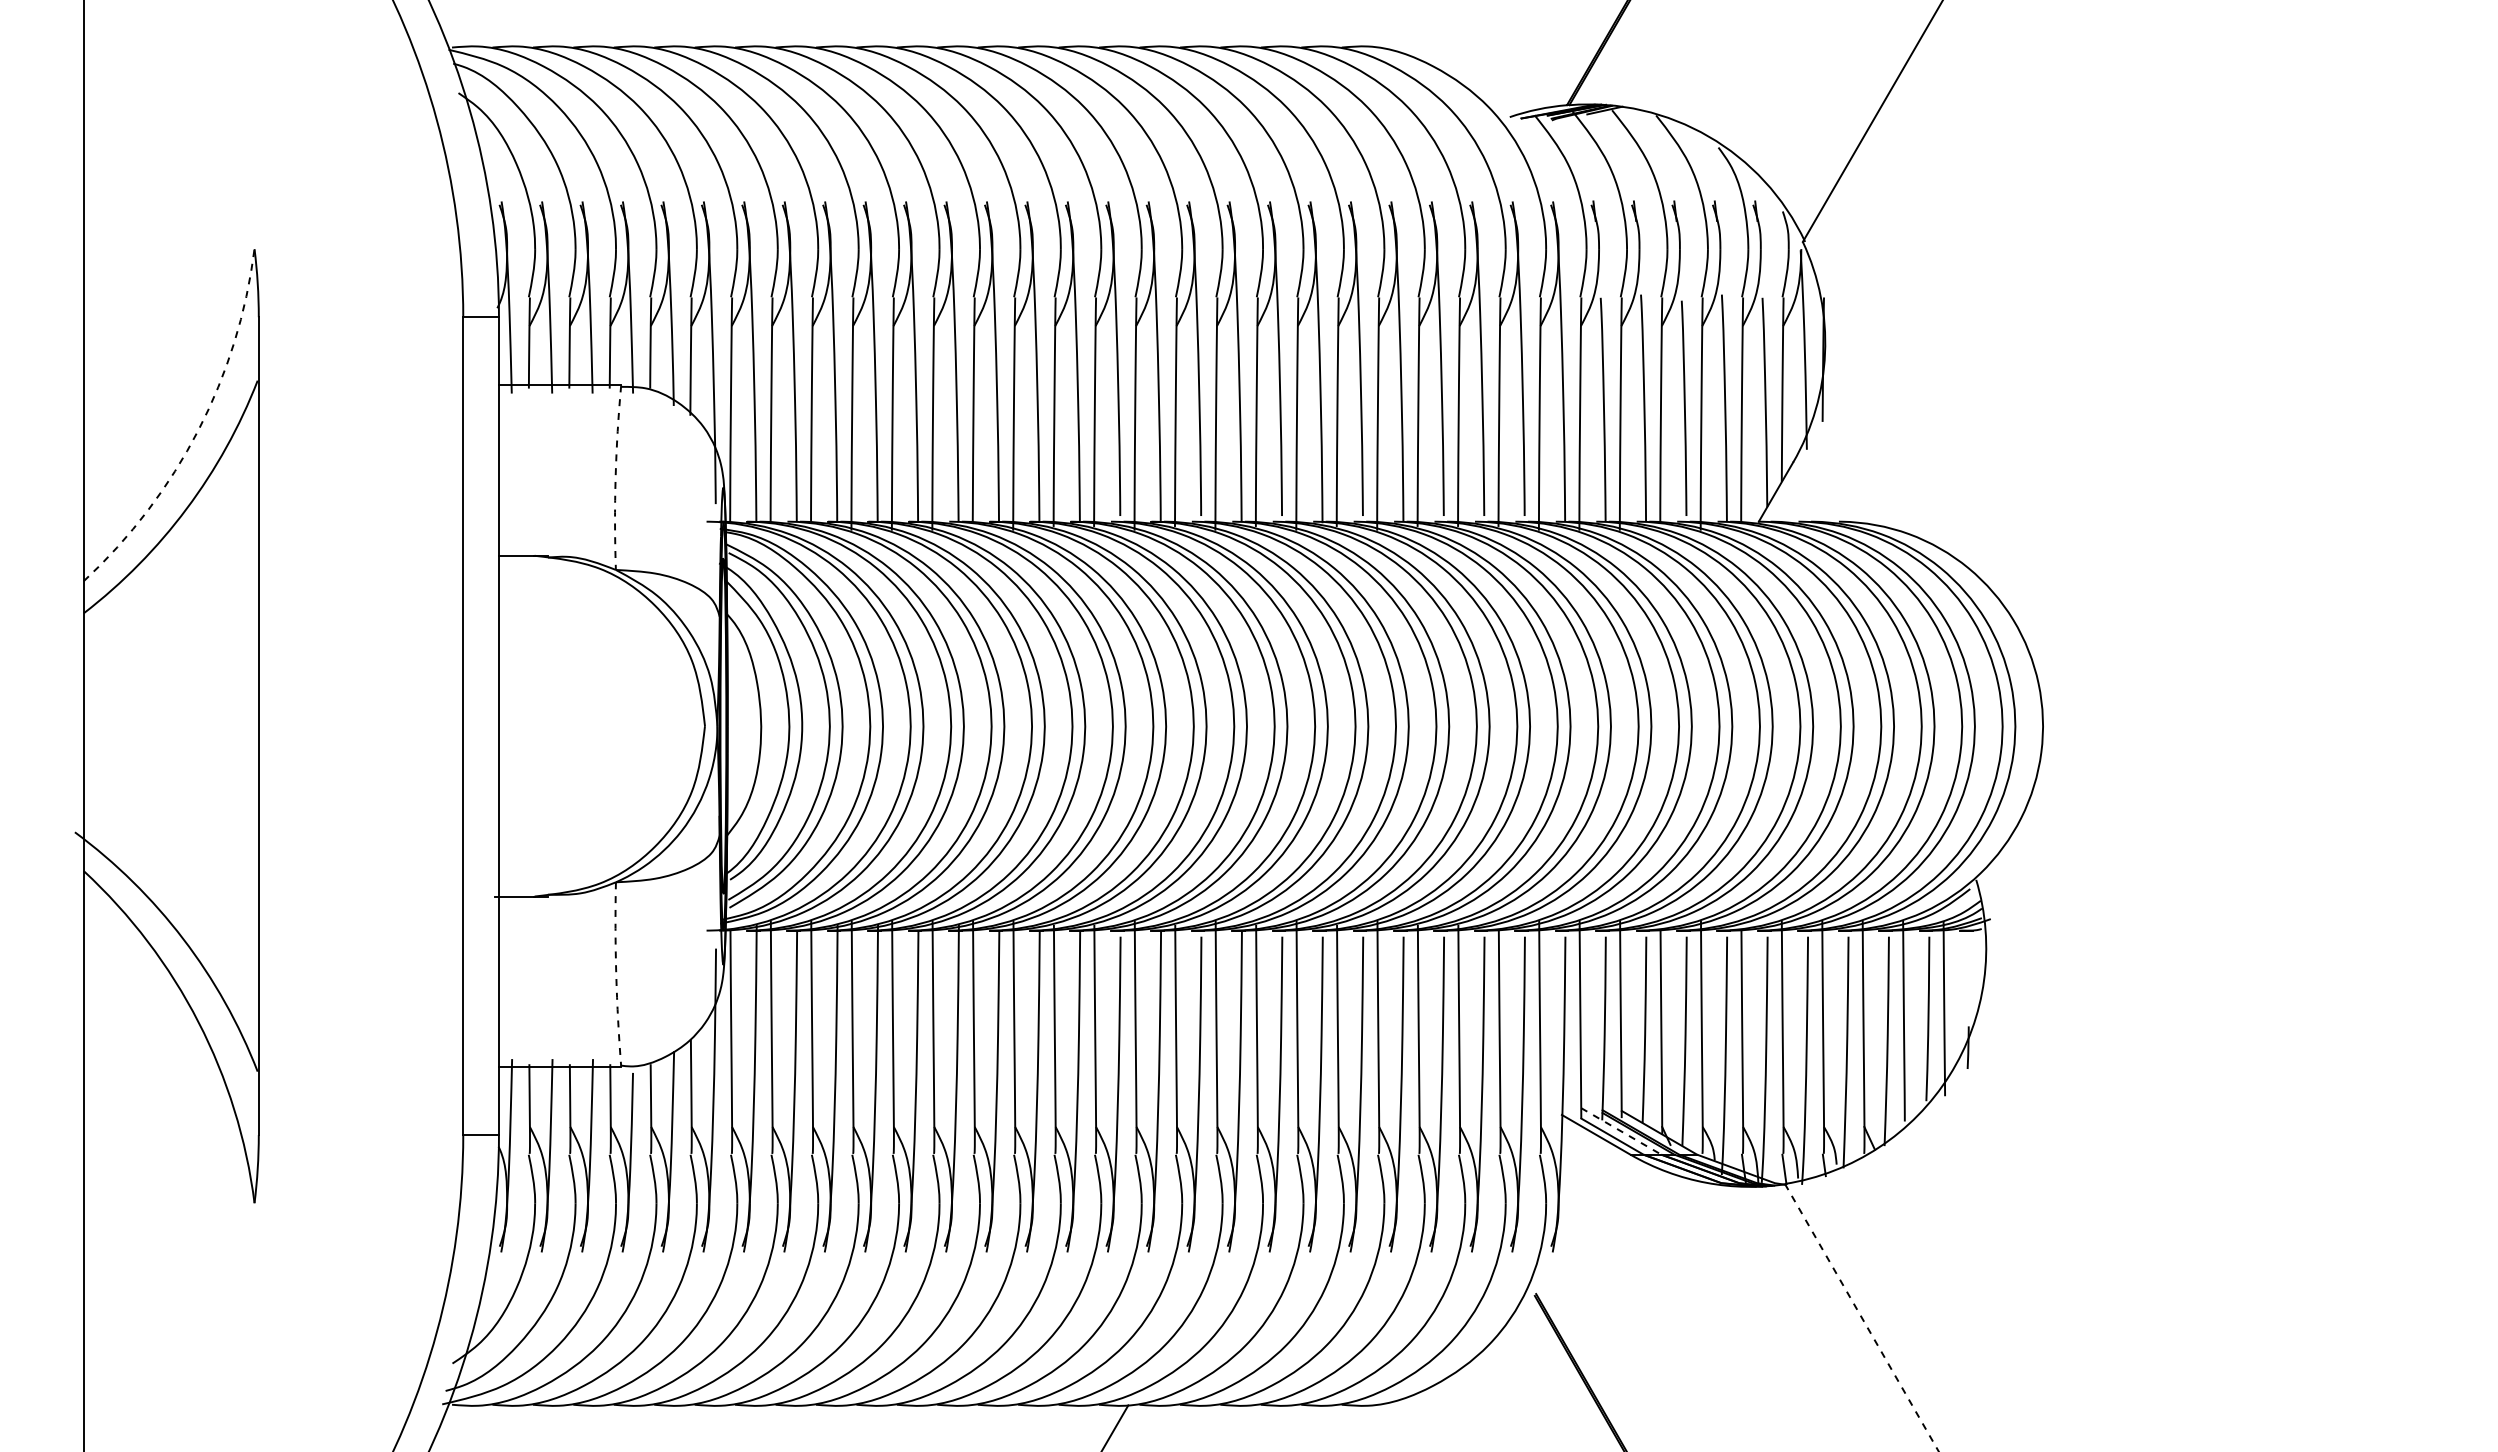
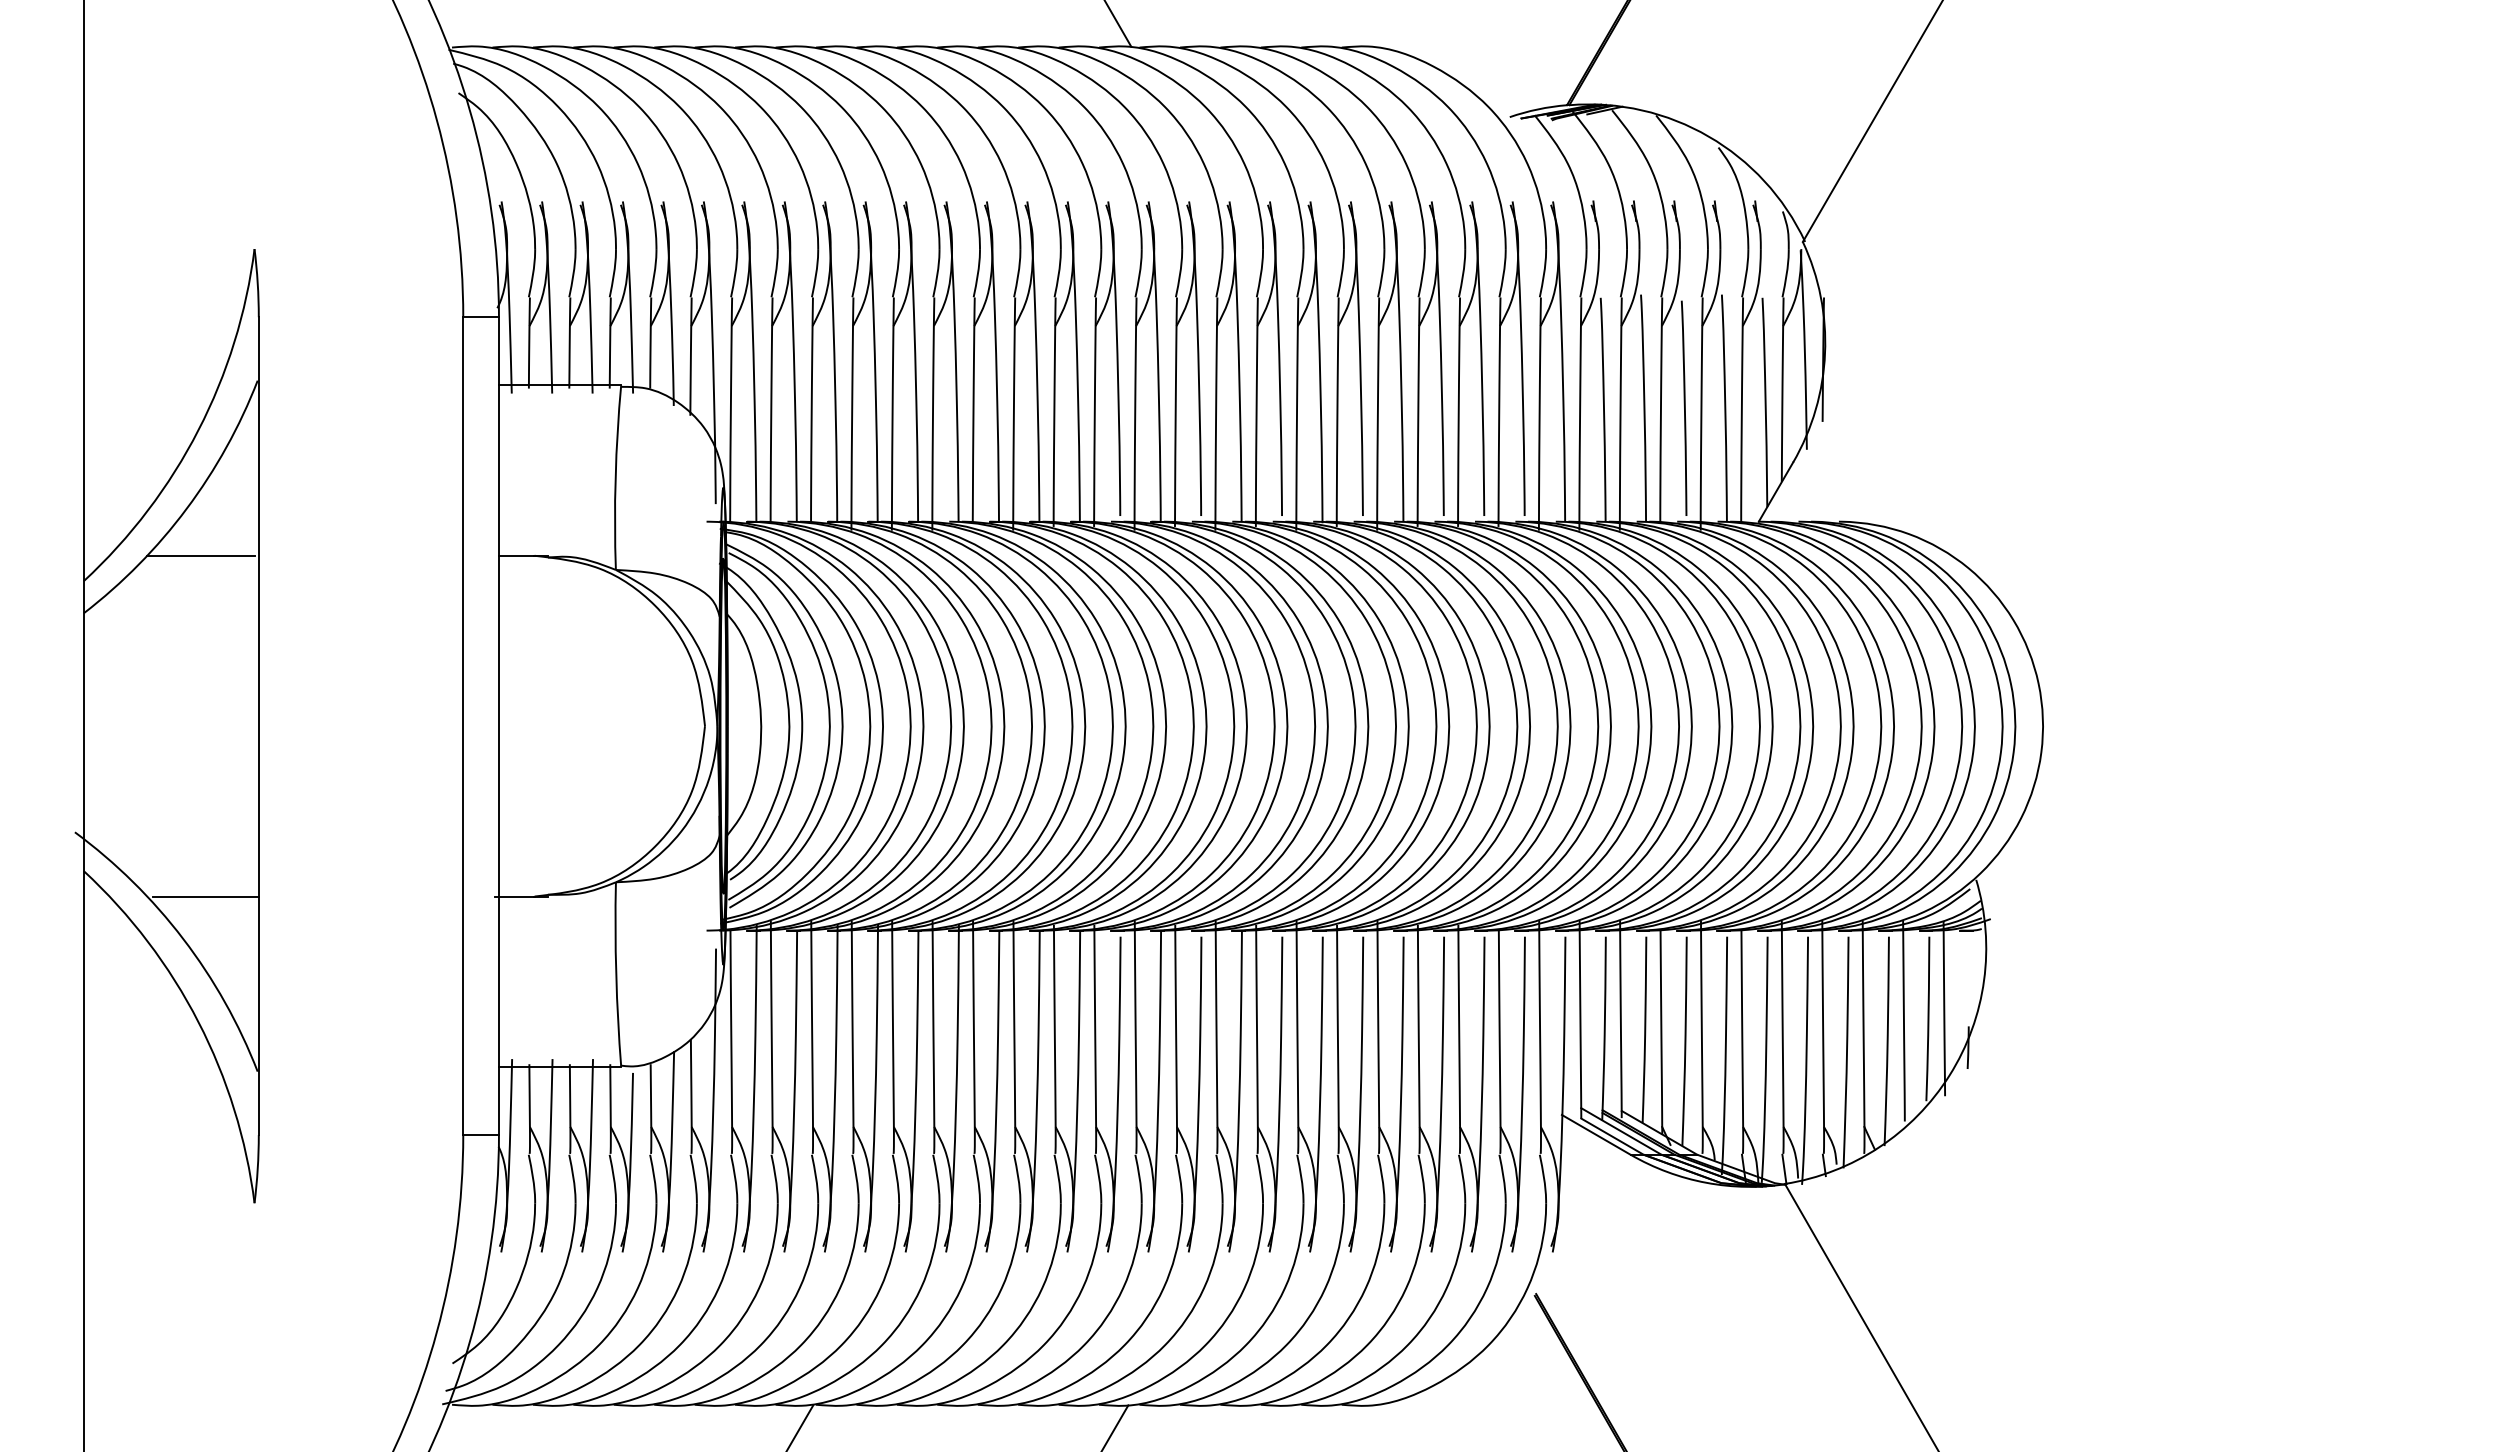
line: none -> present (1118, 24)
arc: dashed -> solid (198, 430)
arc: dashed -> solid (615, 477)
line: none -> present (200, 555)
line: none -> present (205, 896)
arc: dashed -> solid (616, 974)
line: dashed -> solid (1621, 1131)
line: dashed -> solid (1862, 1318)
line: none -> present (800, 1426)
